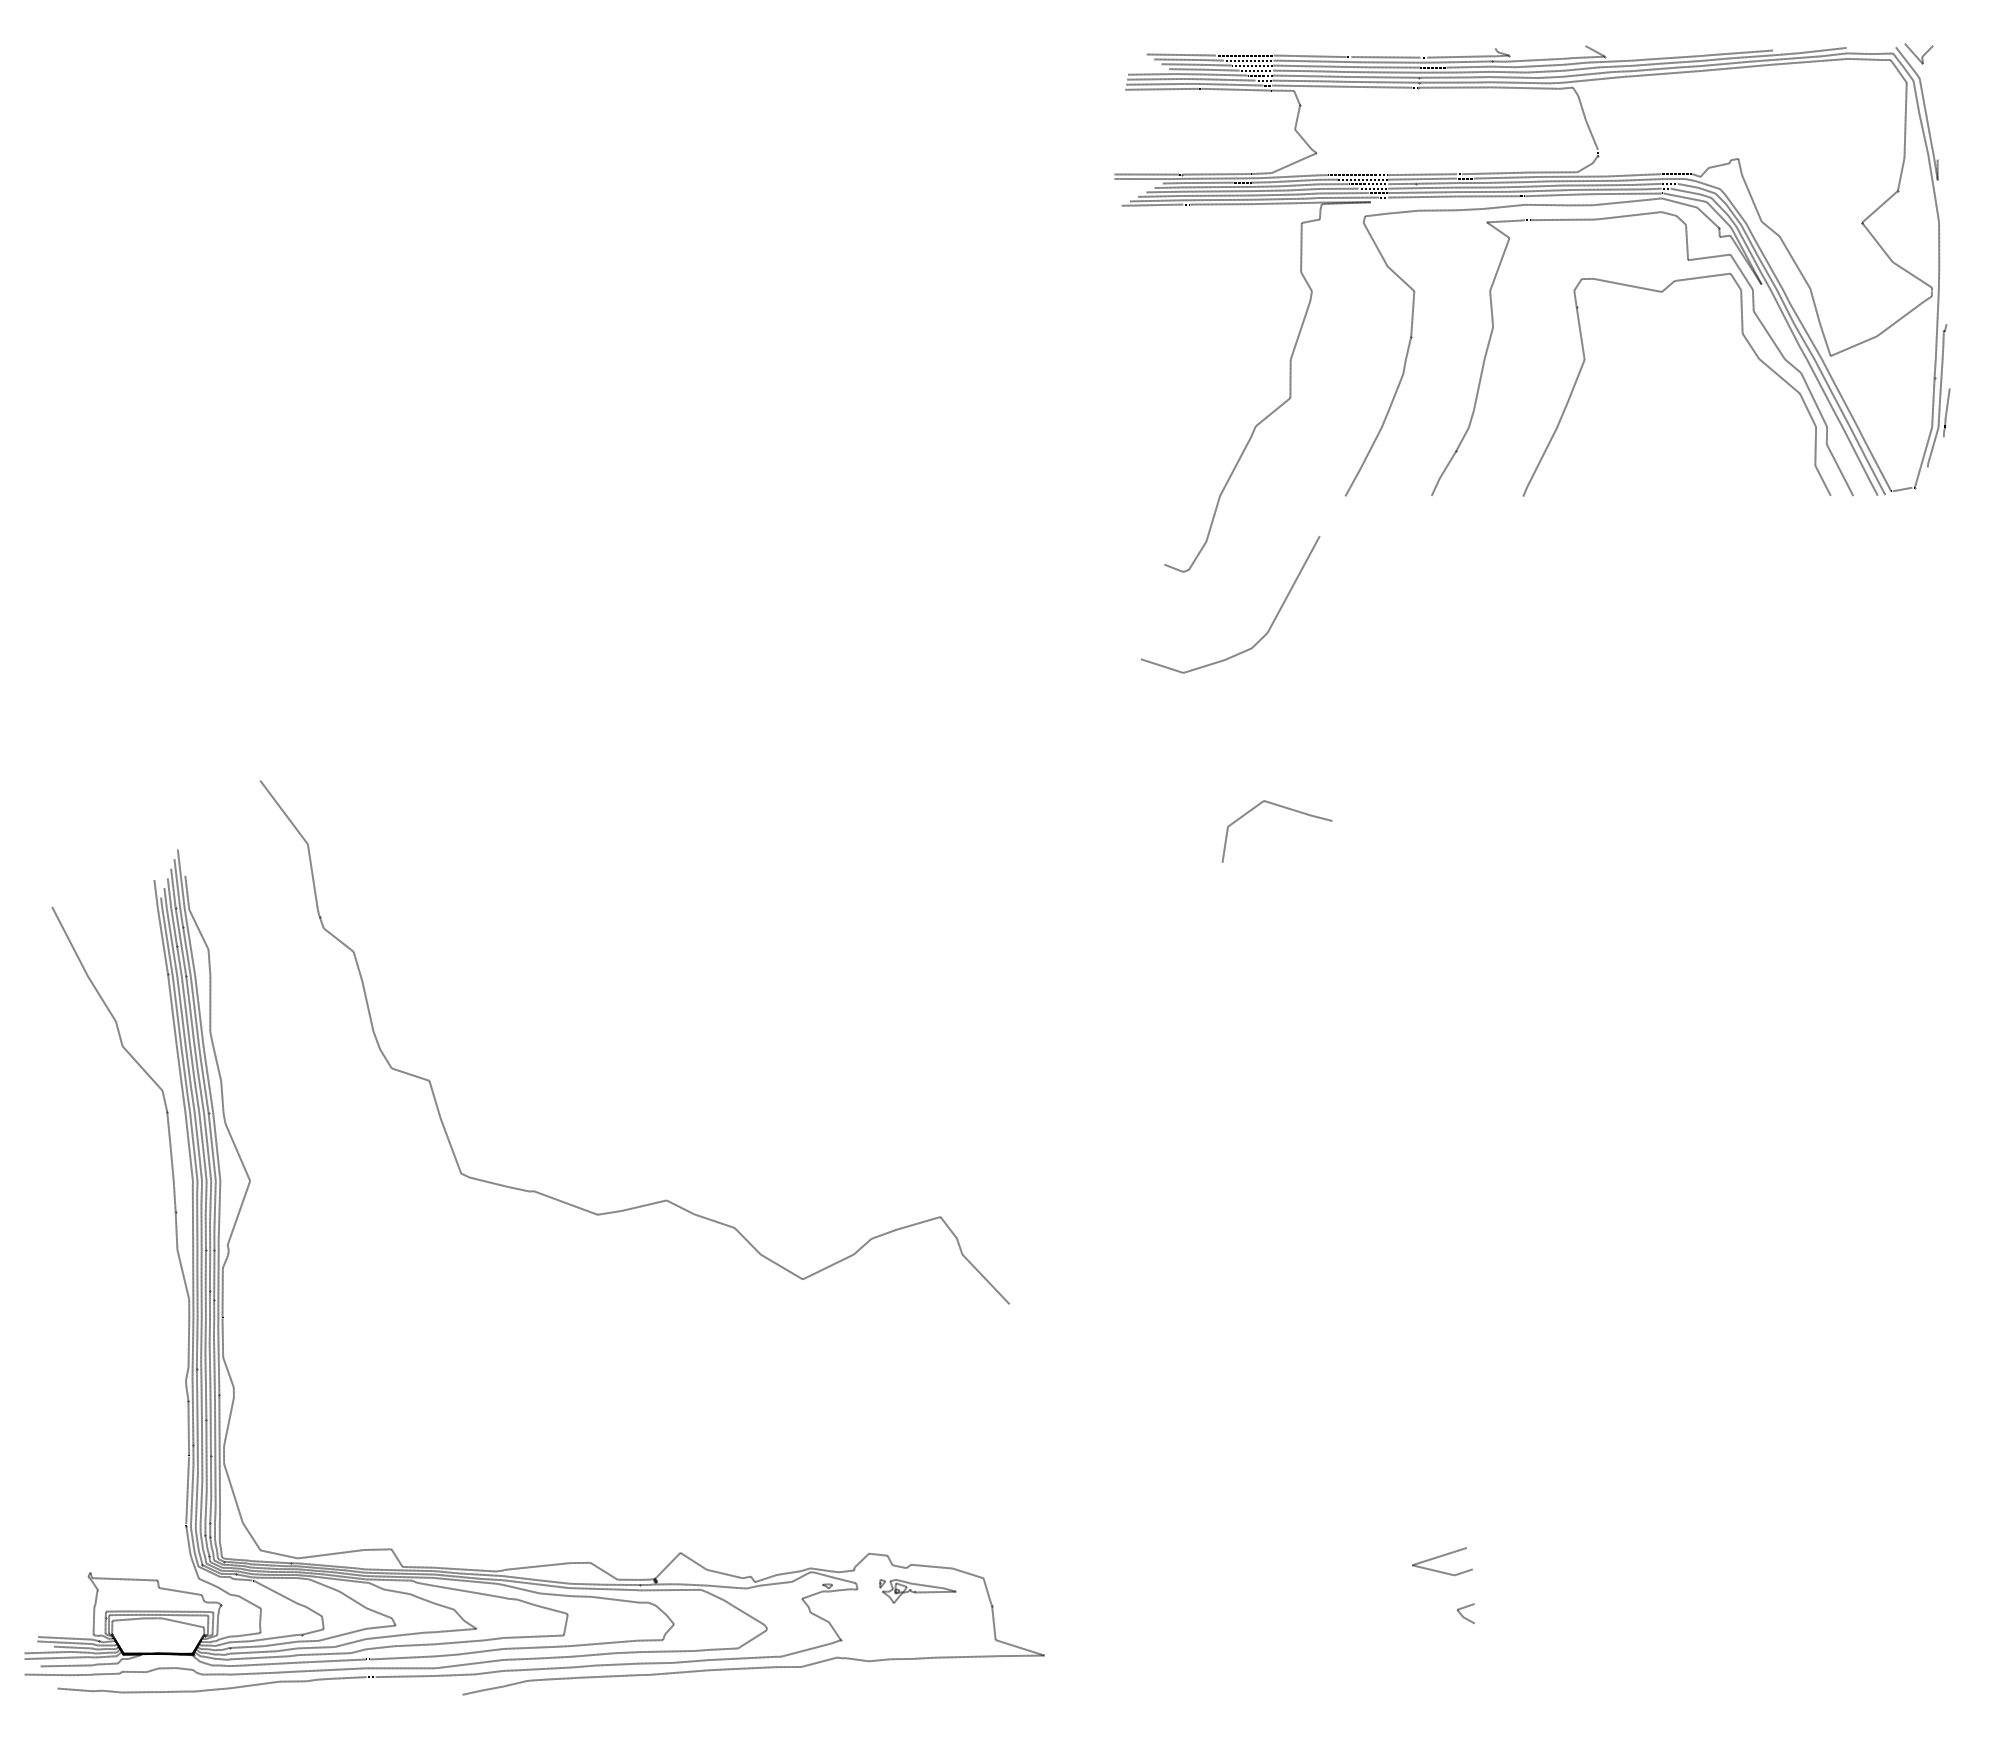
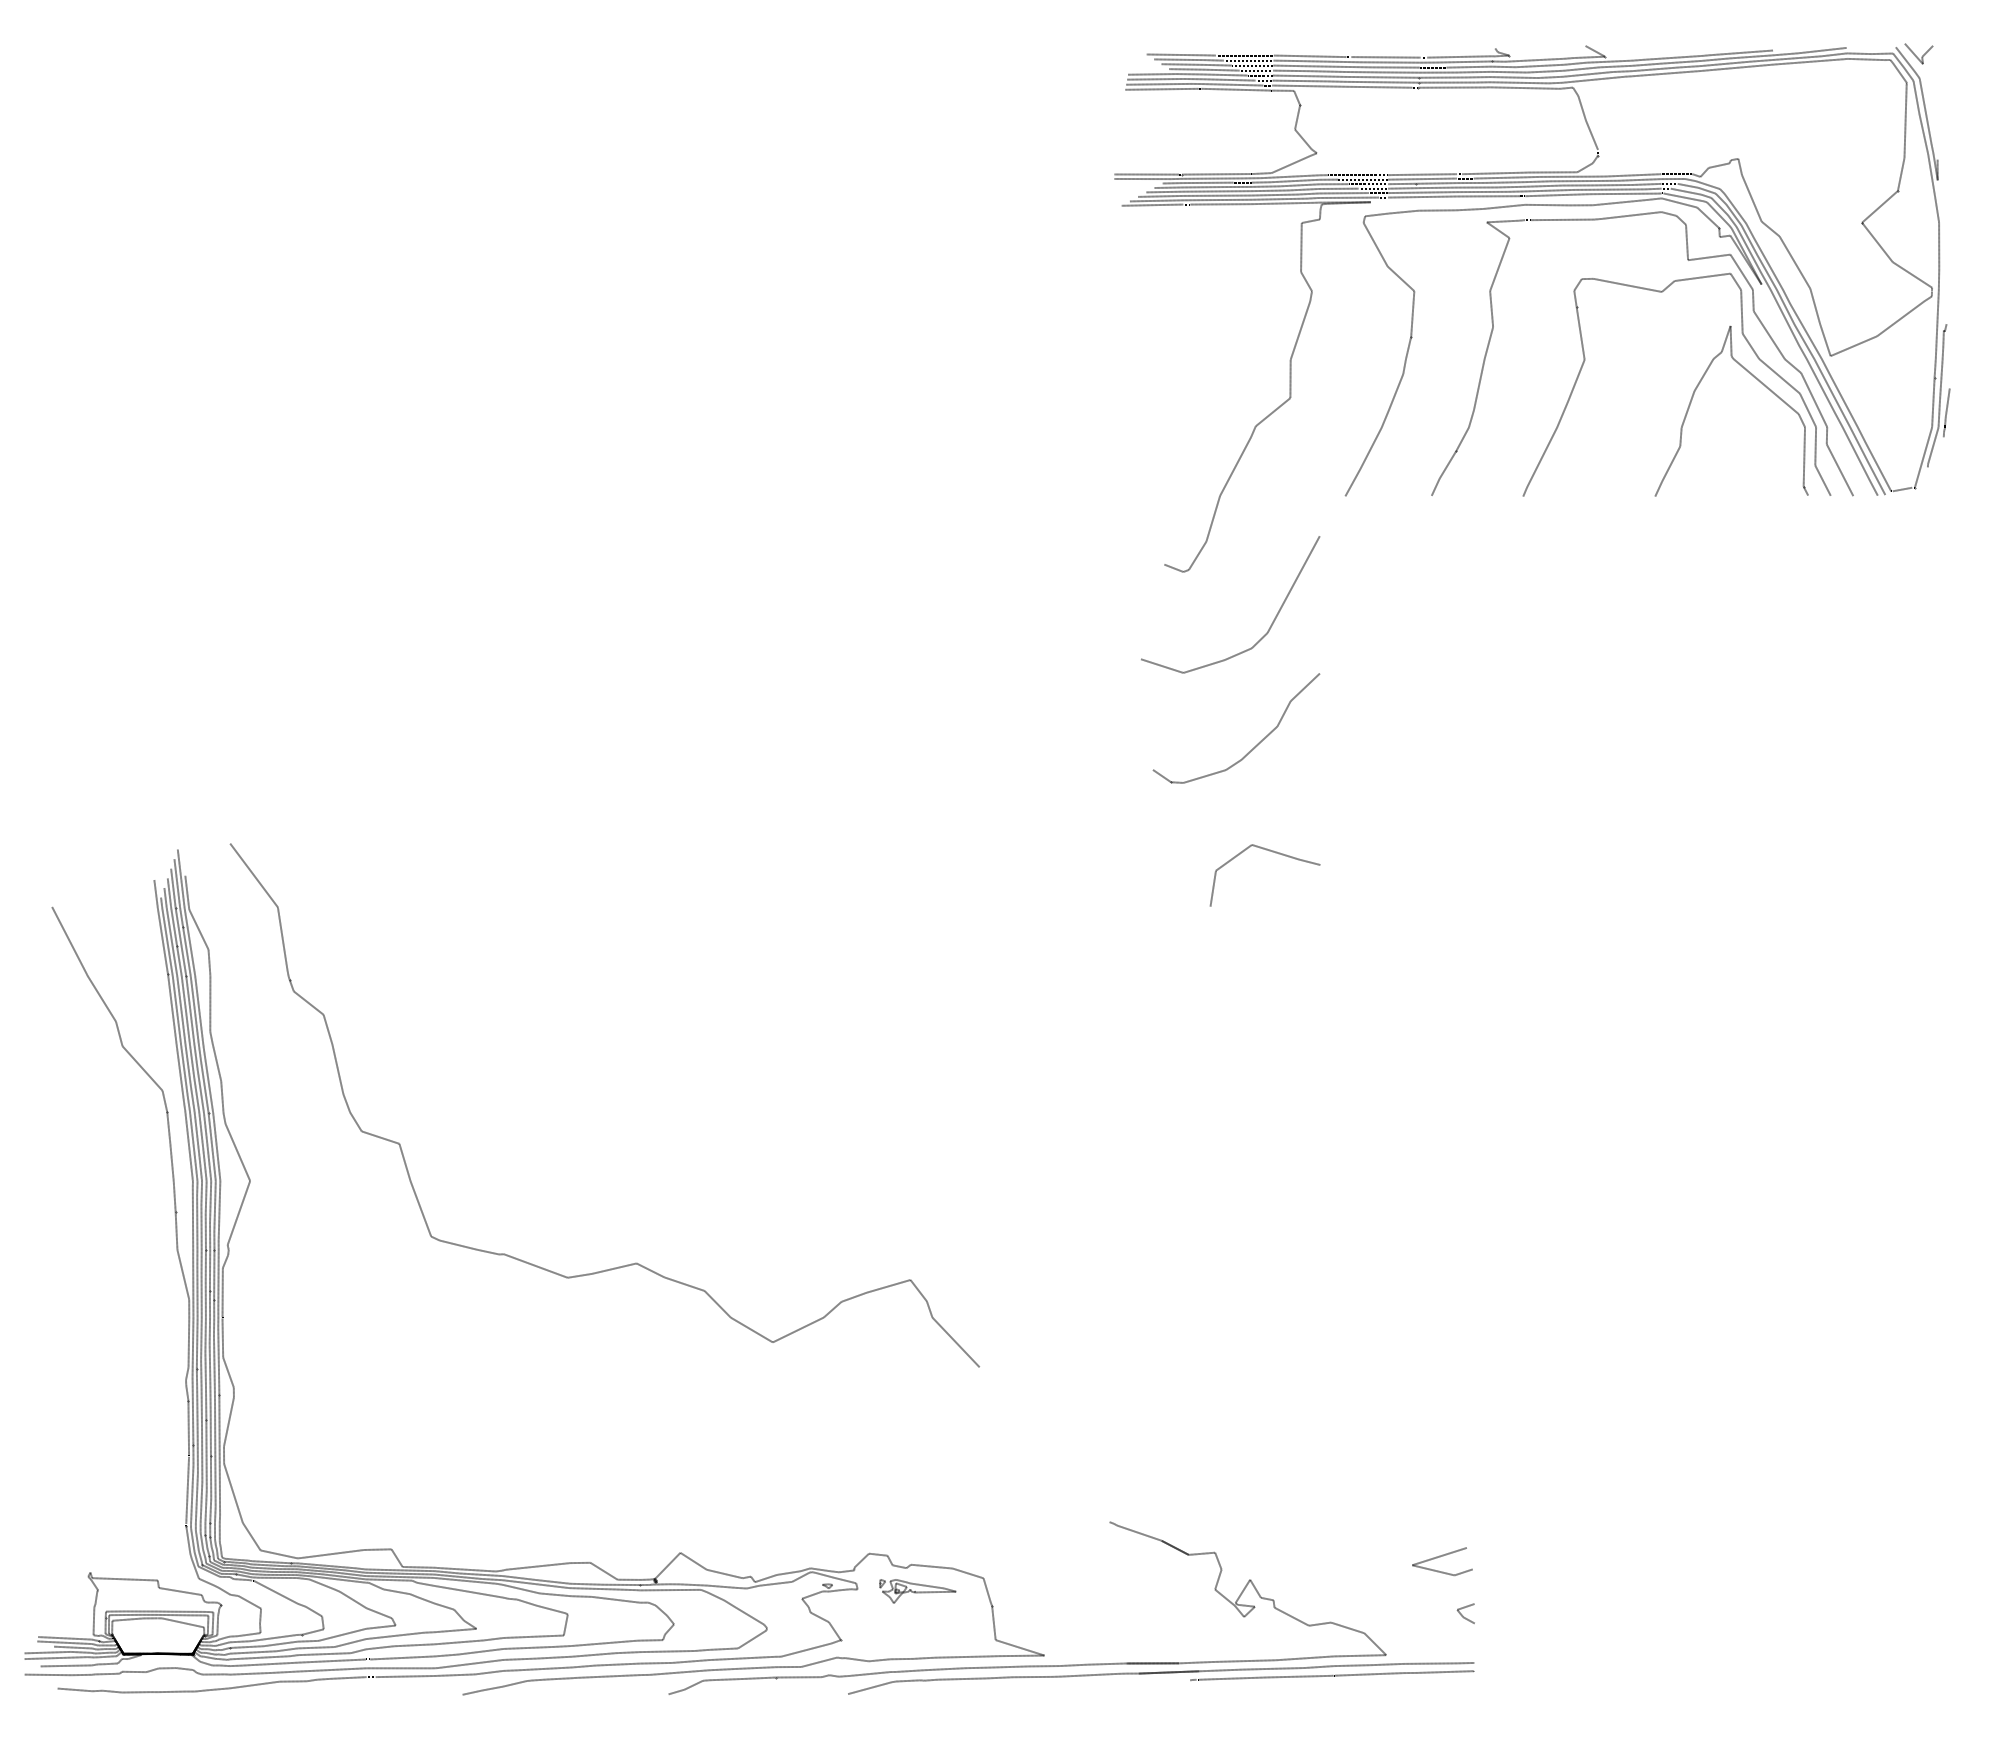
curve: none -> present (1759, 382)
curve: none -> present (1254, 746)
line position: (1284, 808) -> (1272, 852) (1272, 852)
curve position: (665, 1199) -> (635, 1262) (635, 1262)
part: none -> present (1071, 1664)
